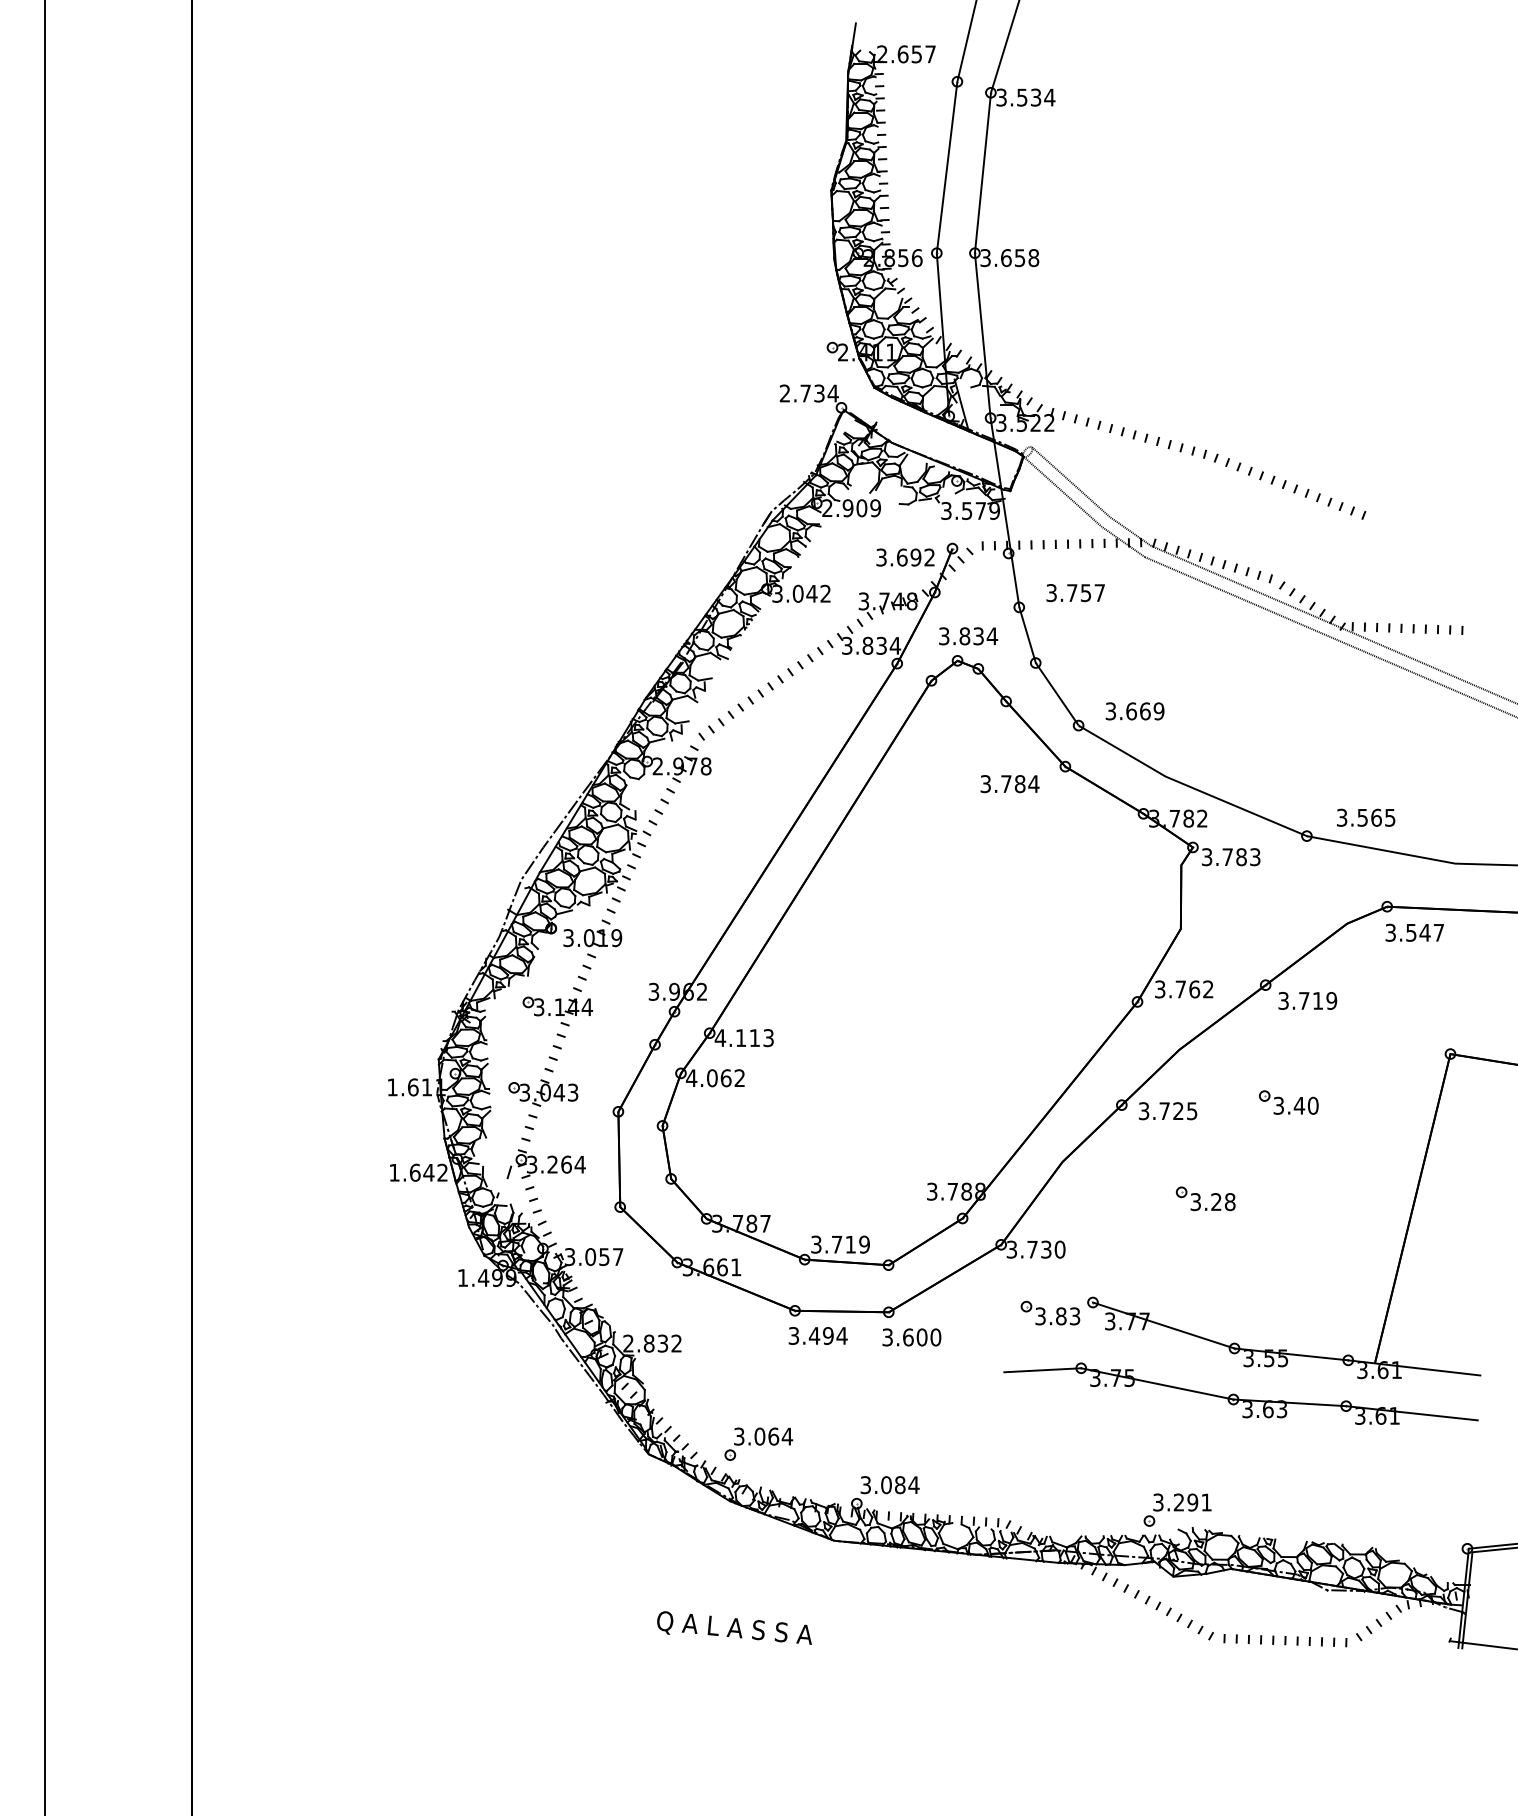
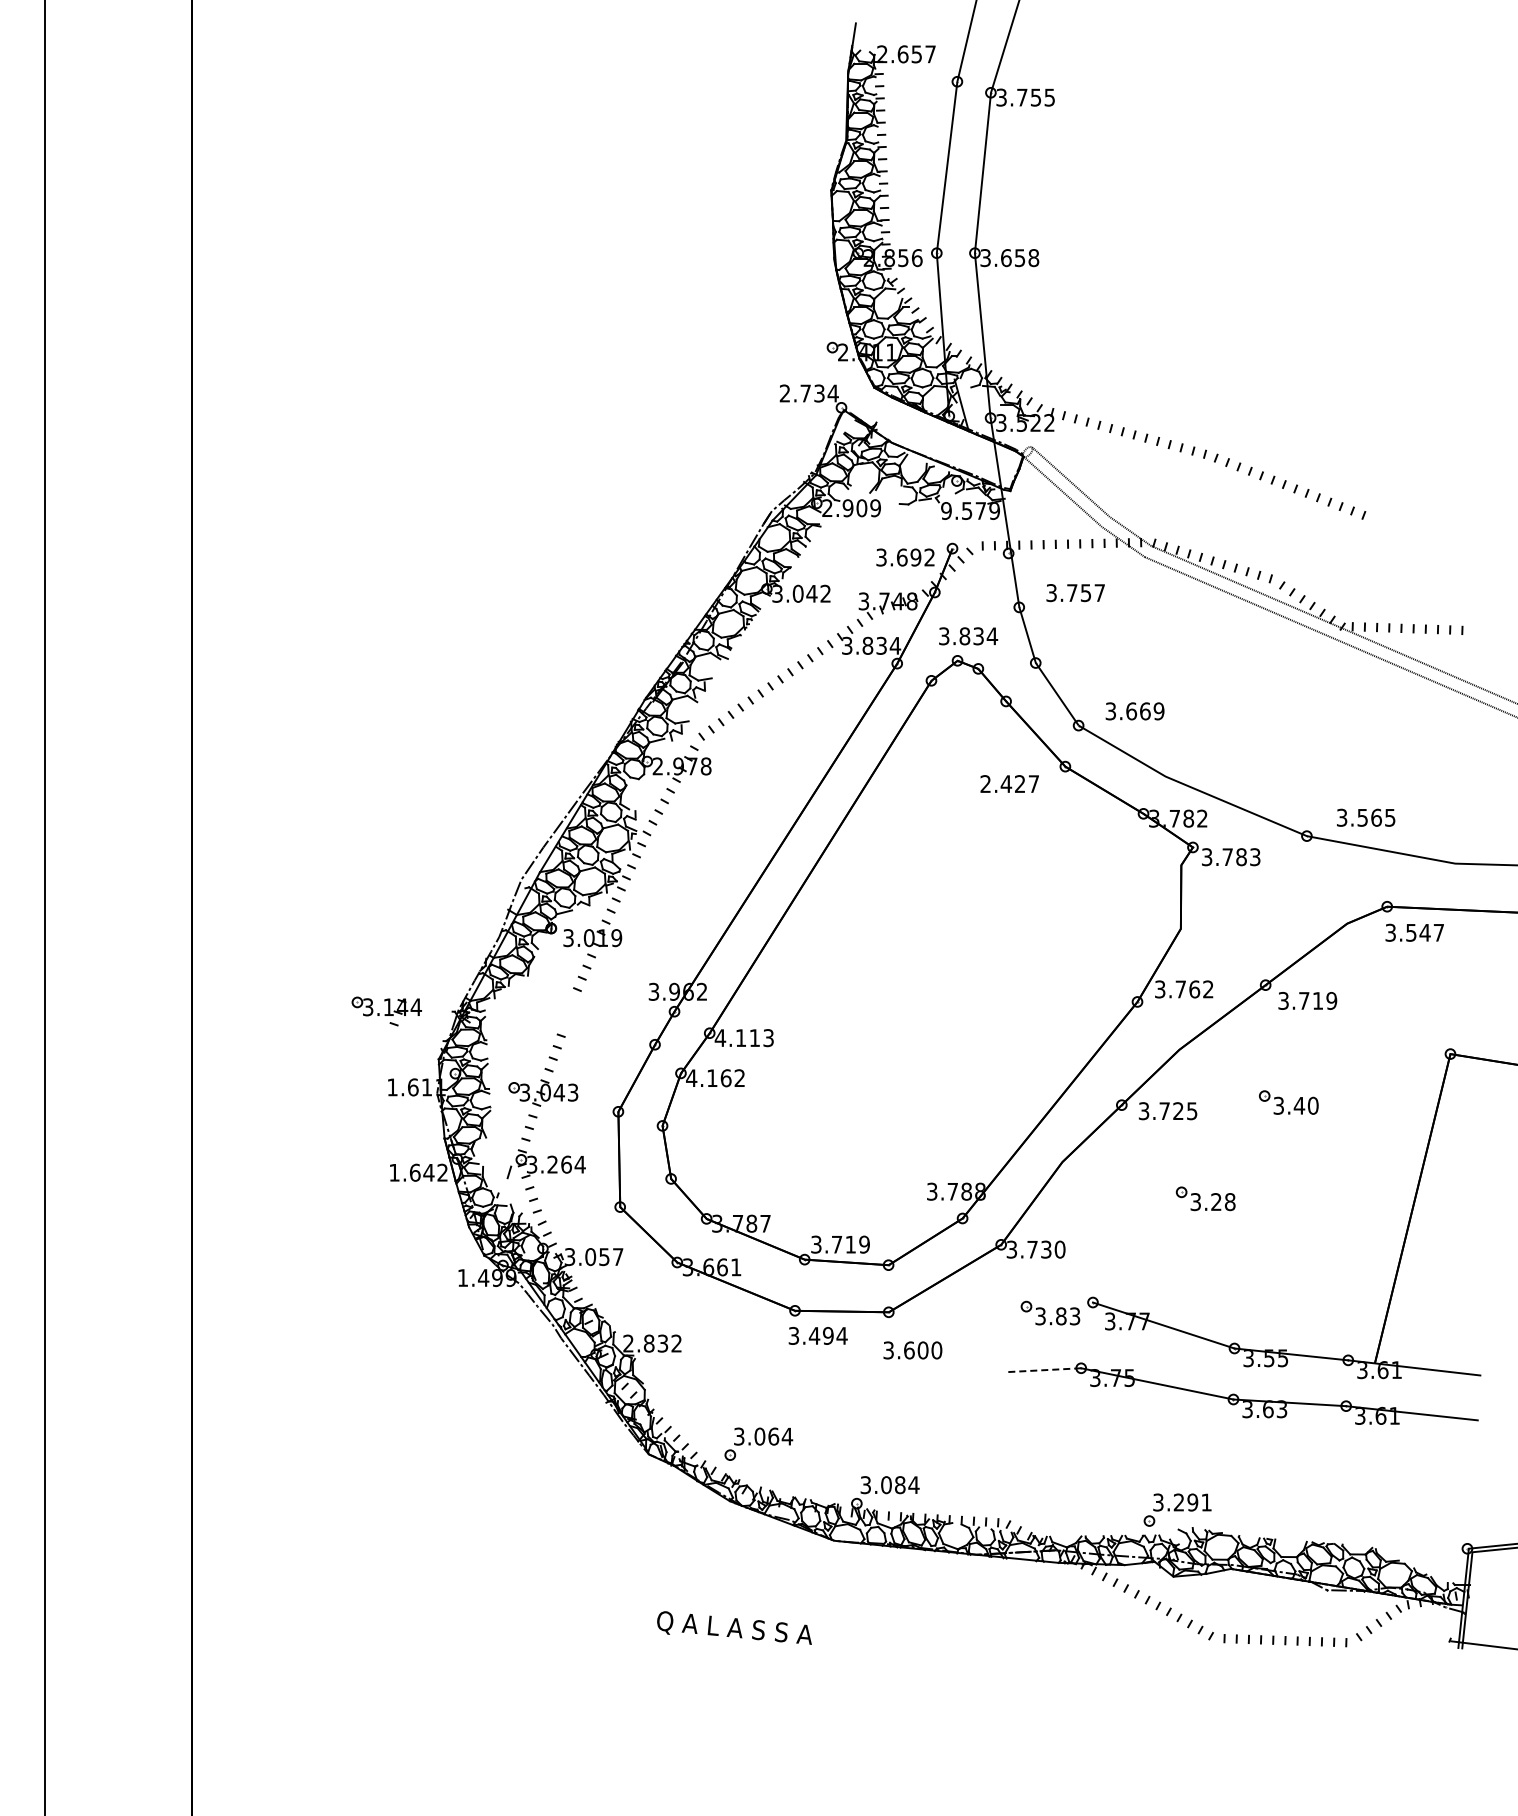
text: 3.534 -> 3.755 (1036, 97)
text: 3.579 -> 9.579 (946, 510)
text: 3.784 -> 2.427 (1009, 784)
part position: (557, 1011) -> (386, 1011) (386, 1011)
text: 4.062 -> 4.162 (712, 1078)
text position: (911, 1337) -> (912, 1350) (912, 1350)
line: solid -> dashed (1042, 1370)
